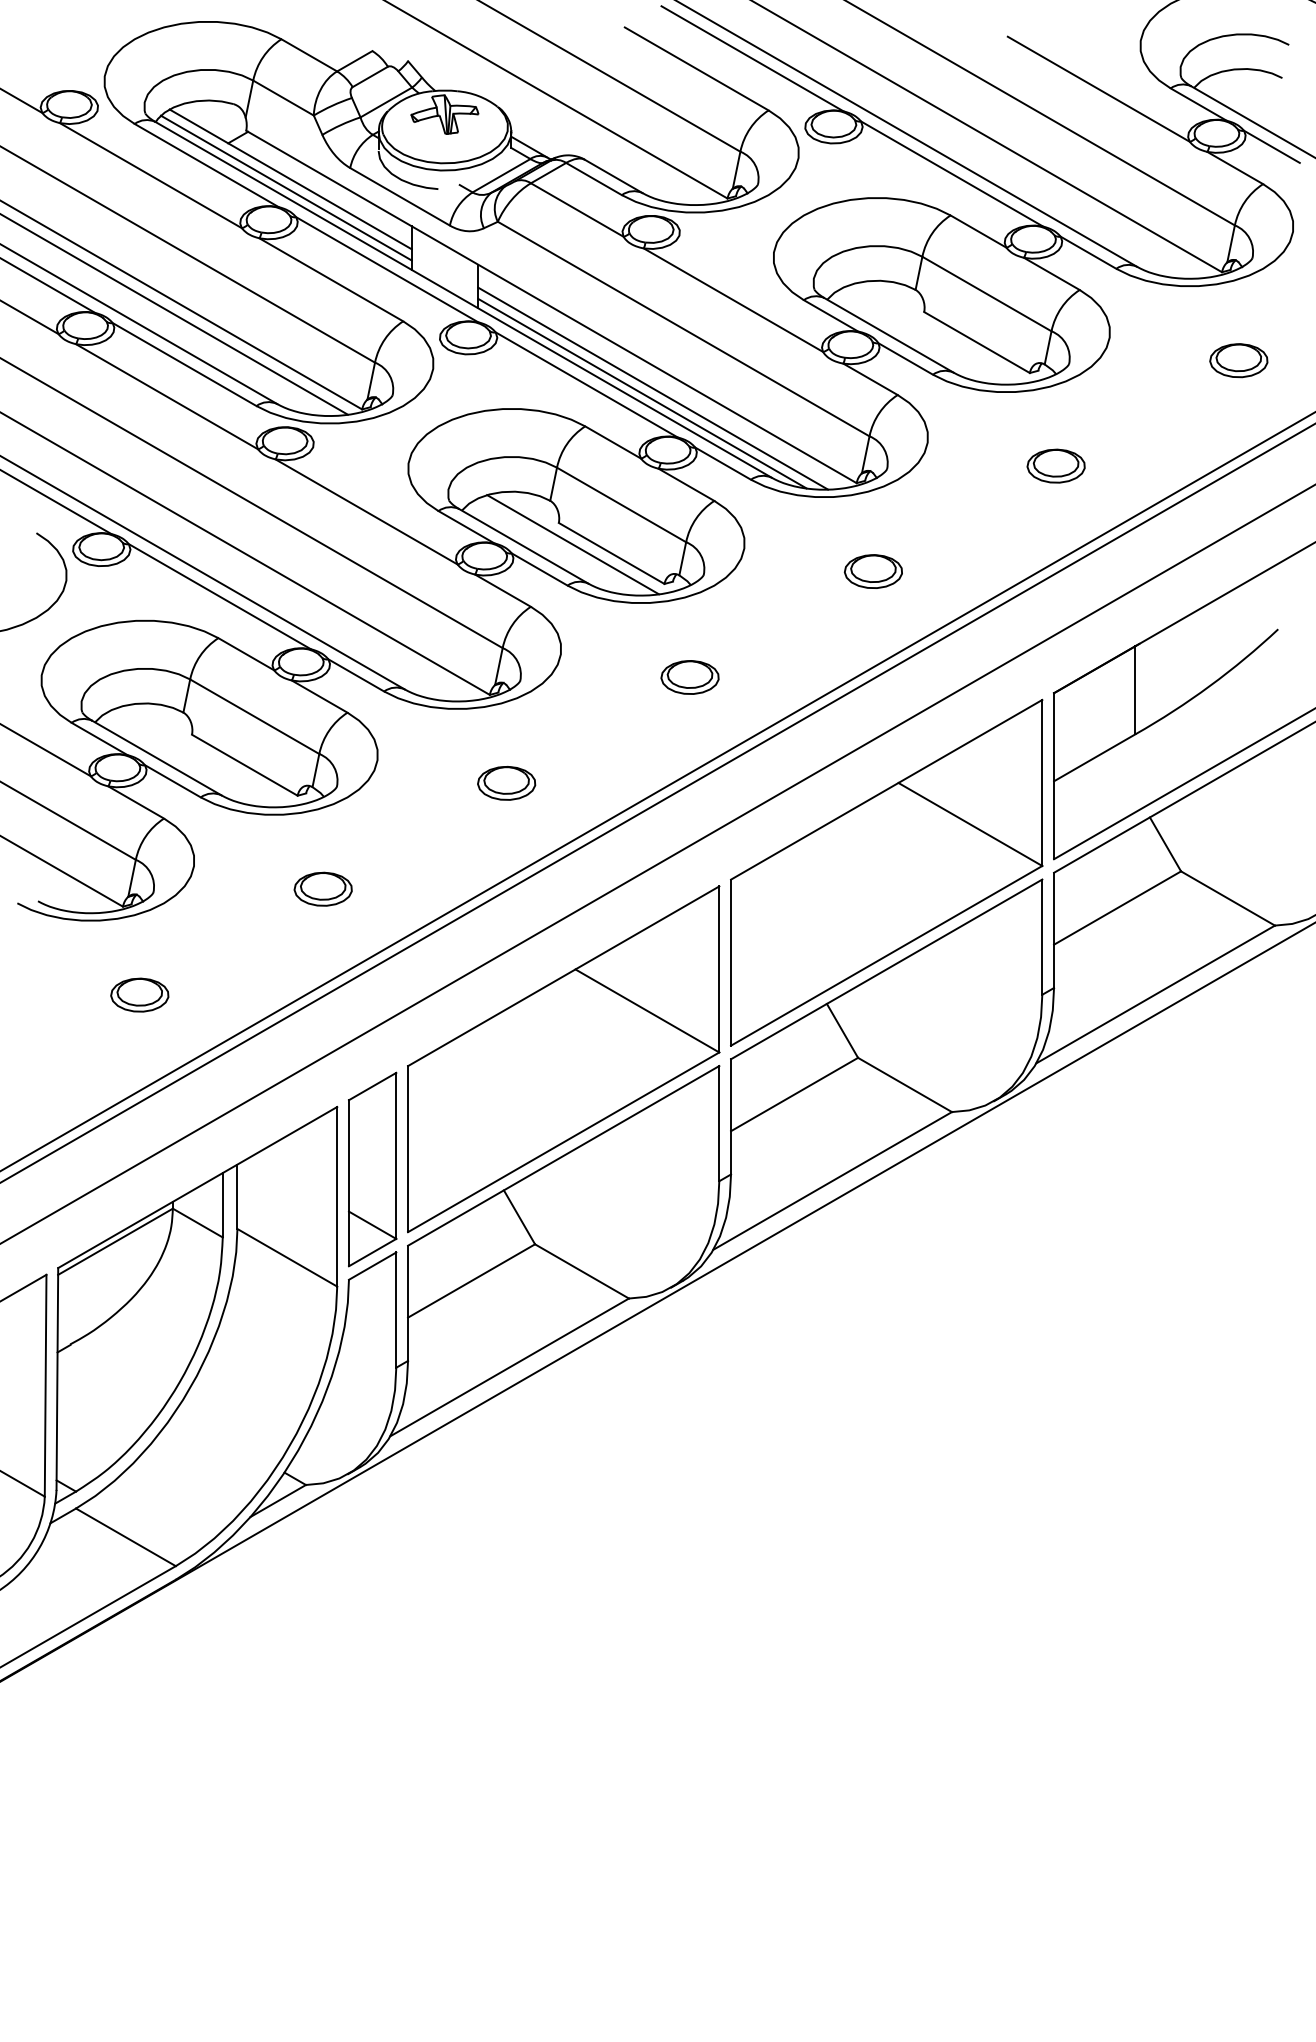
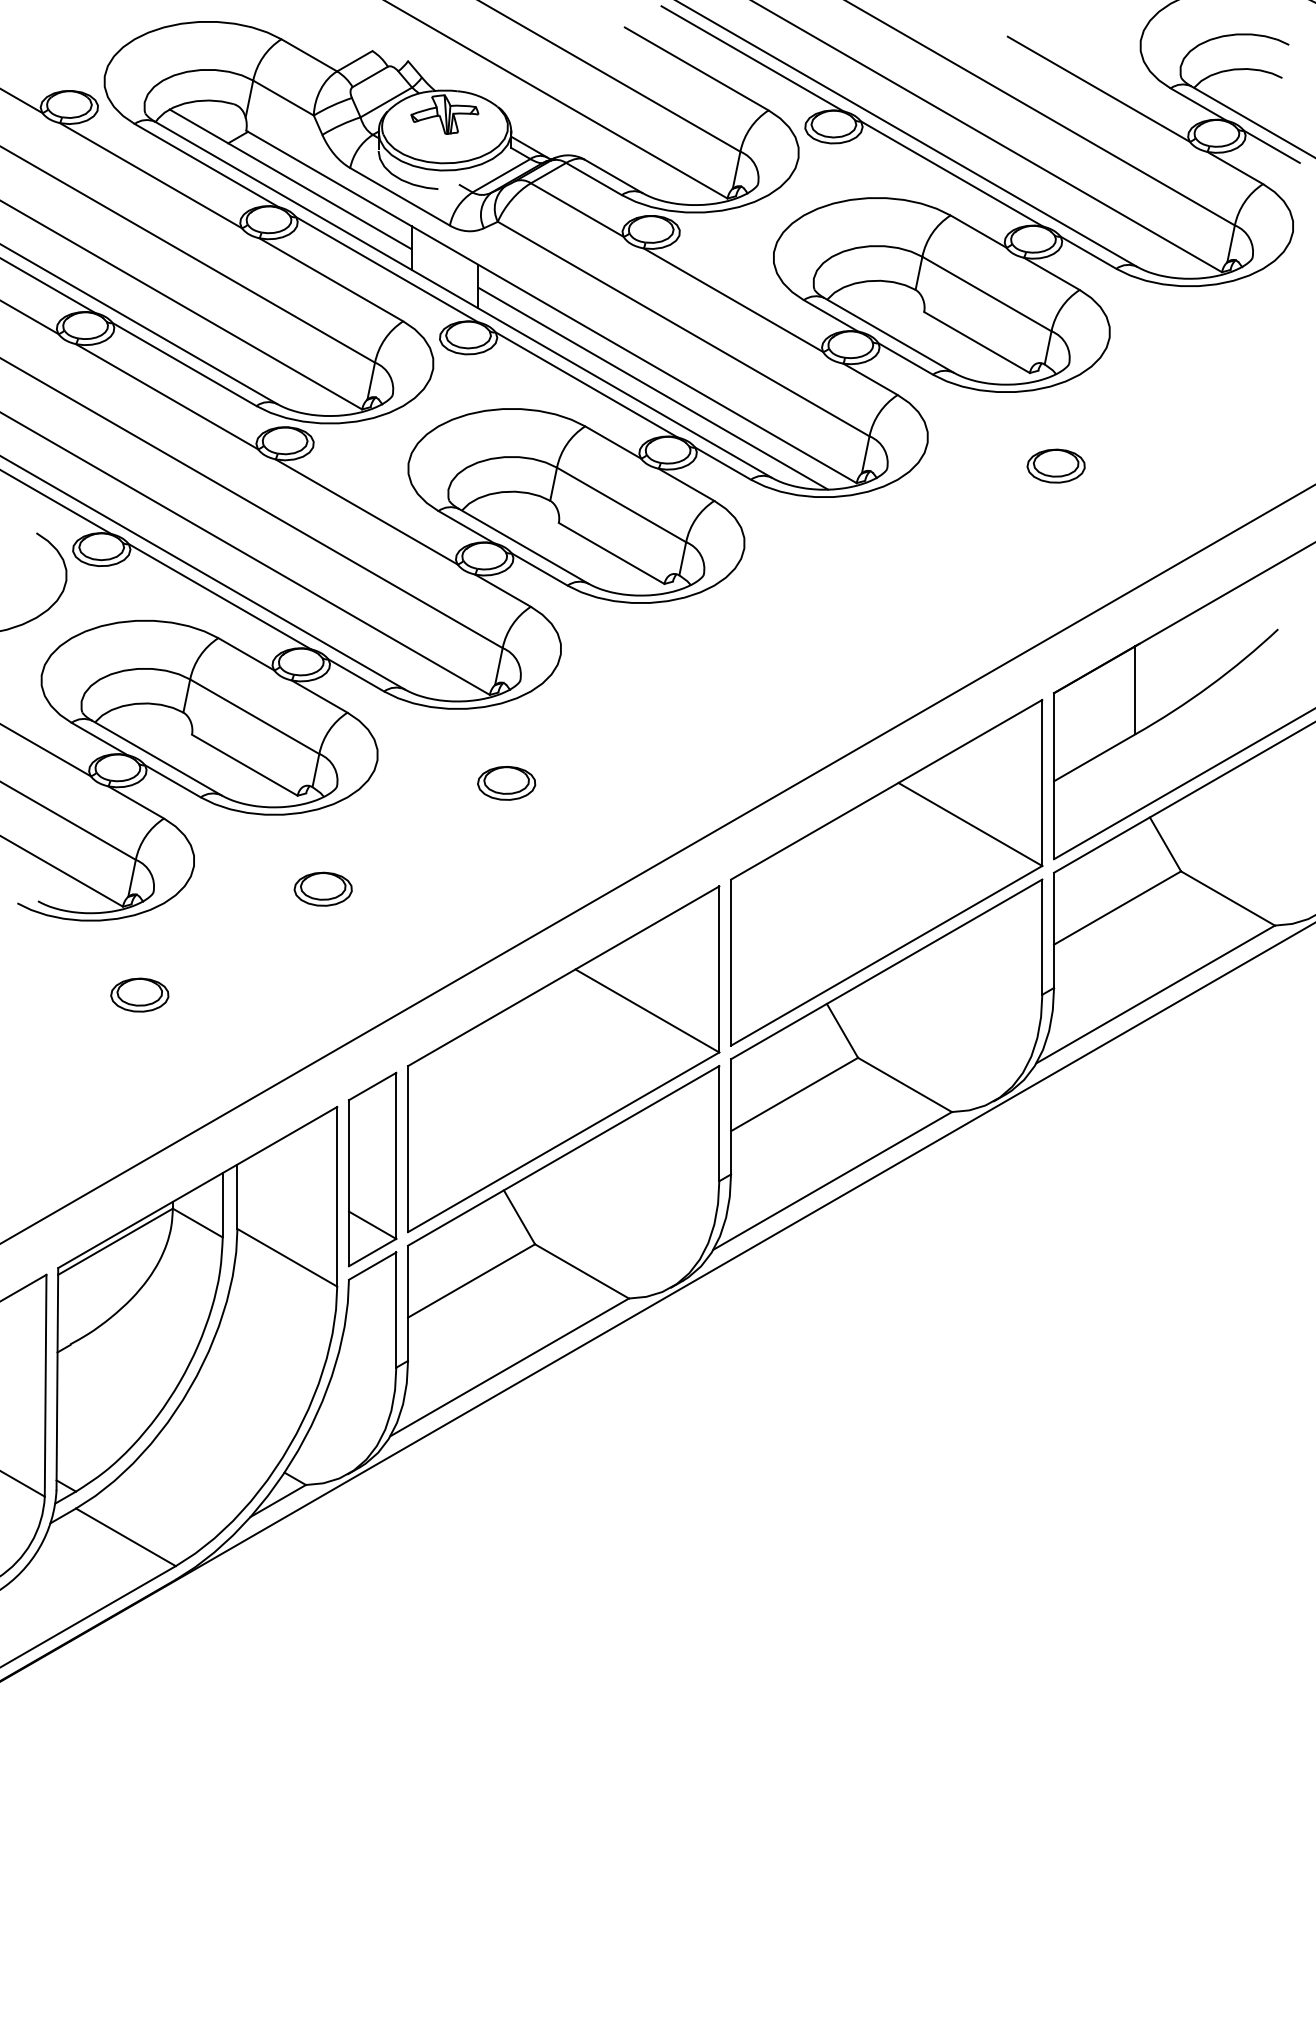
line: present -> none (285, 187)
line: present -> none (174, 314)
part: present -> none (1238, 360)
line: present -> none (642, 393)
line: present -> none (573, 544)
part: present -> none (872, 571)
part: present -> none (689, 677)
line: present -> none (657, 791)
line: present -> none (657, 803)
